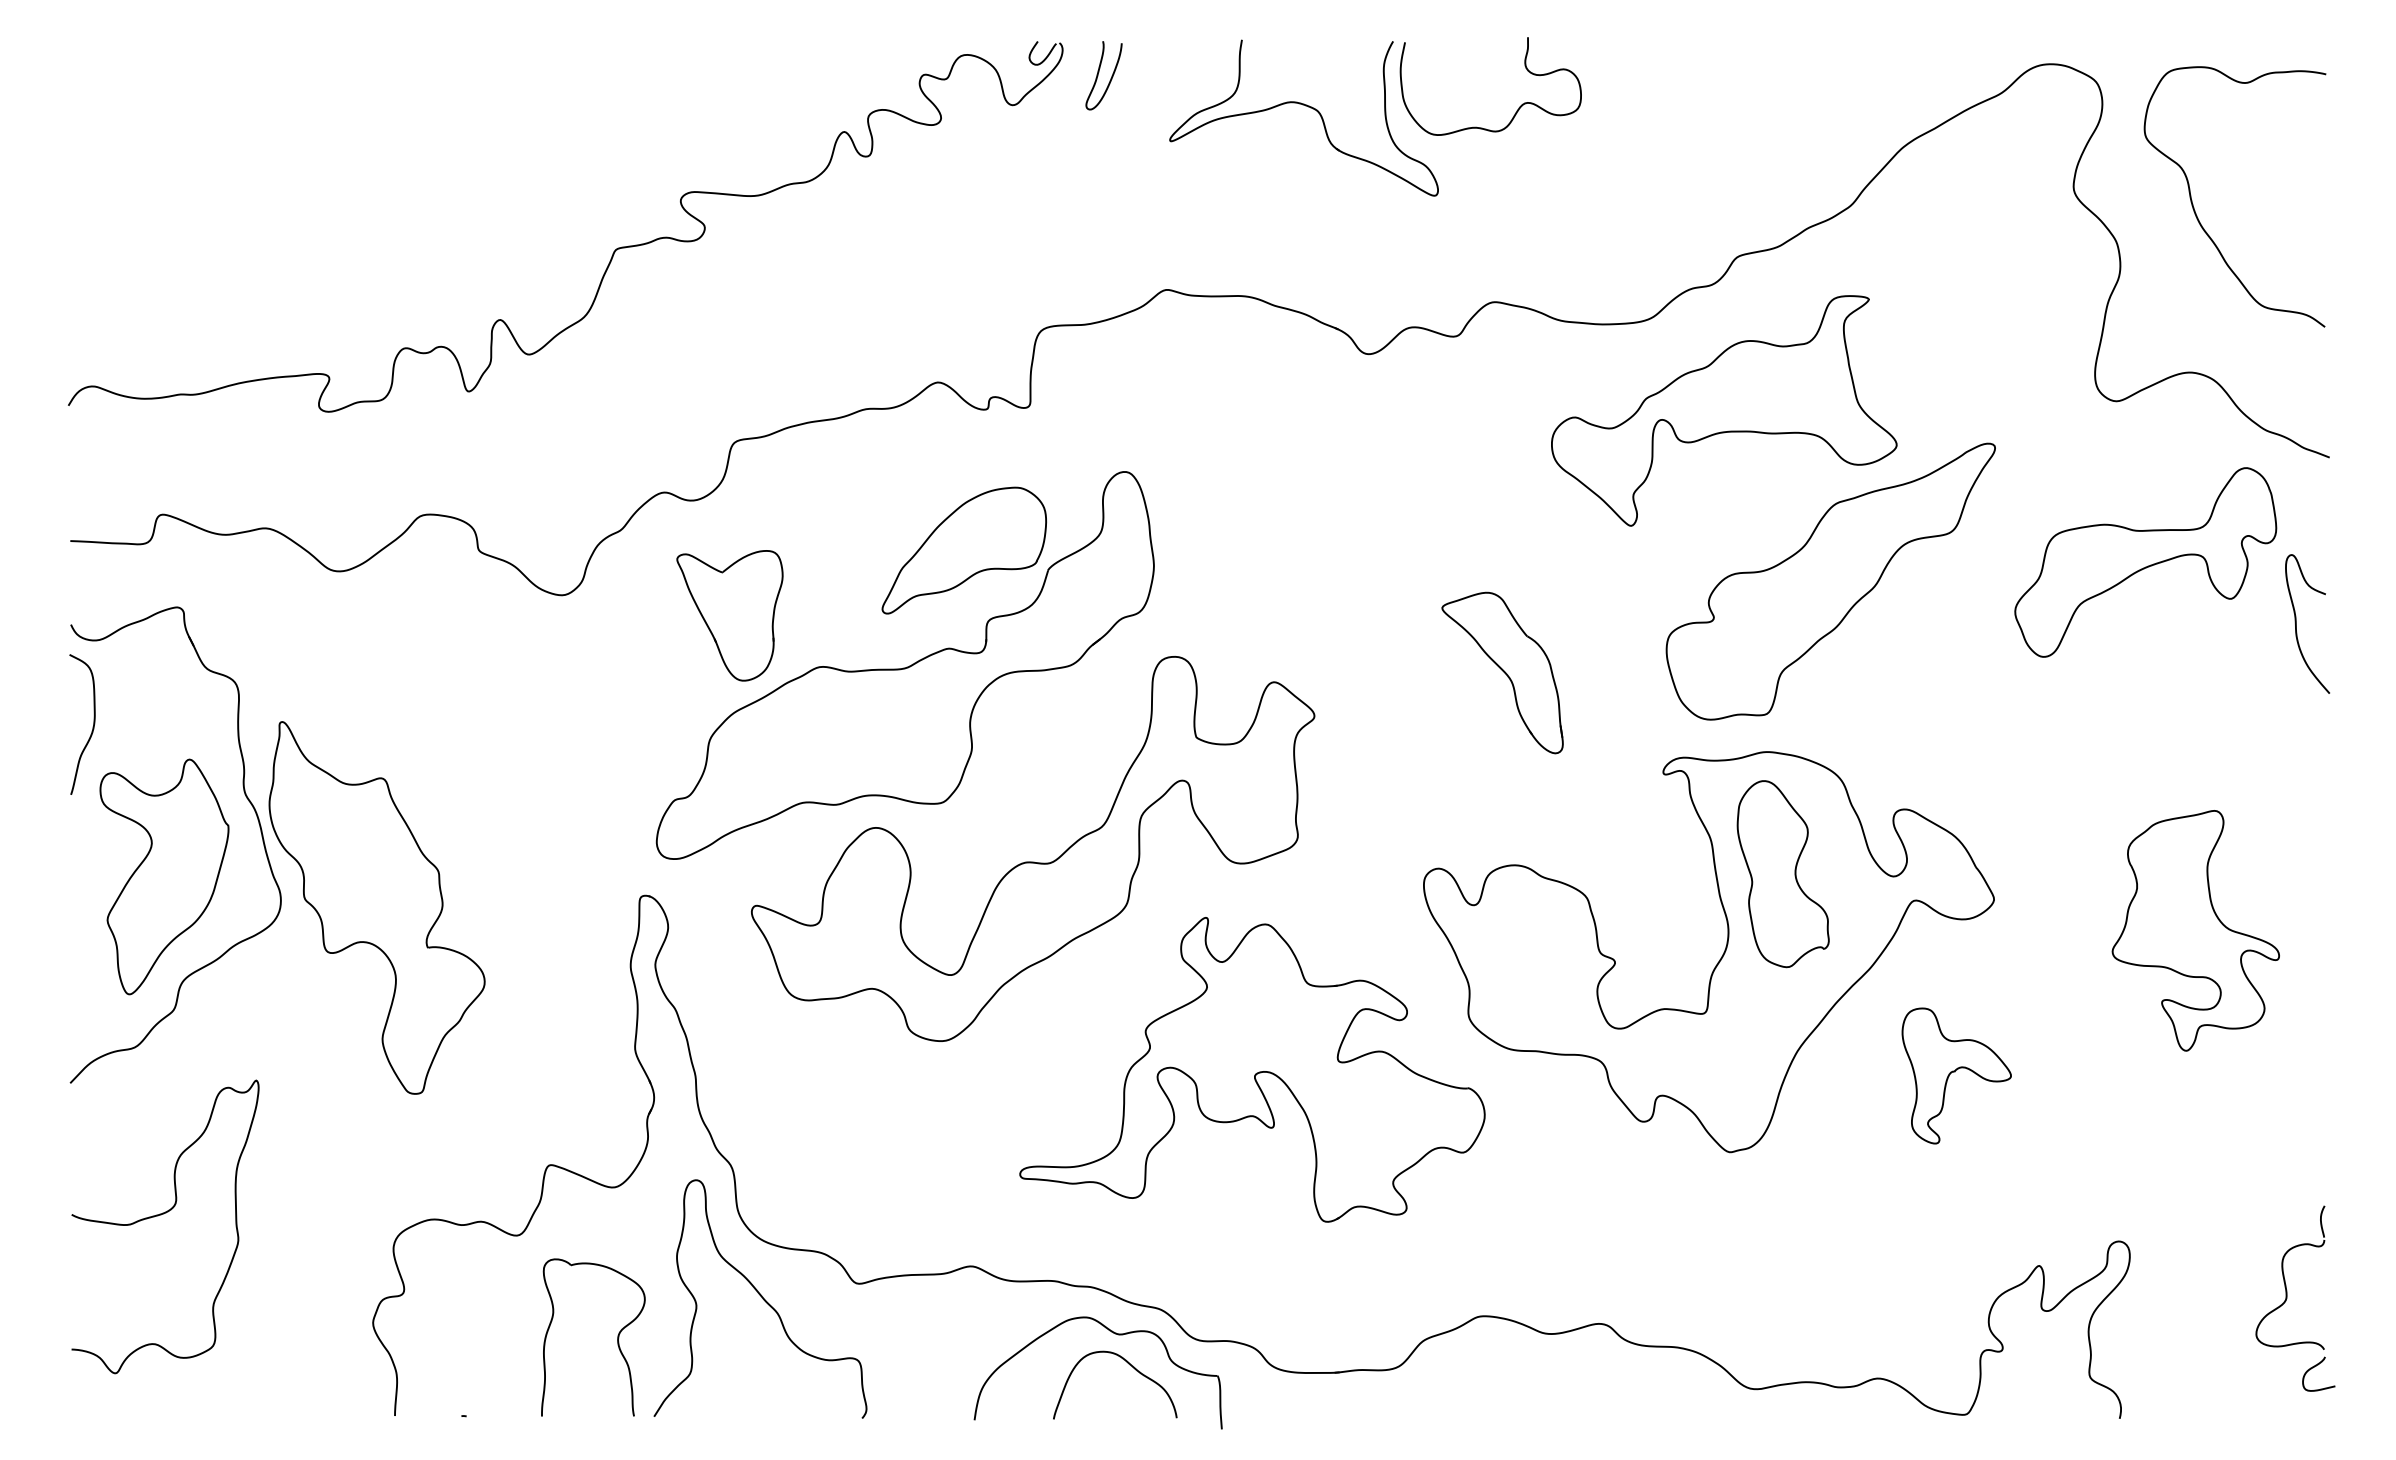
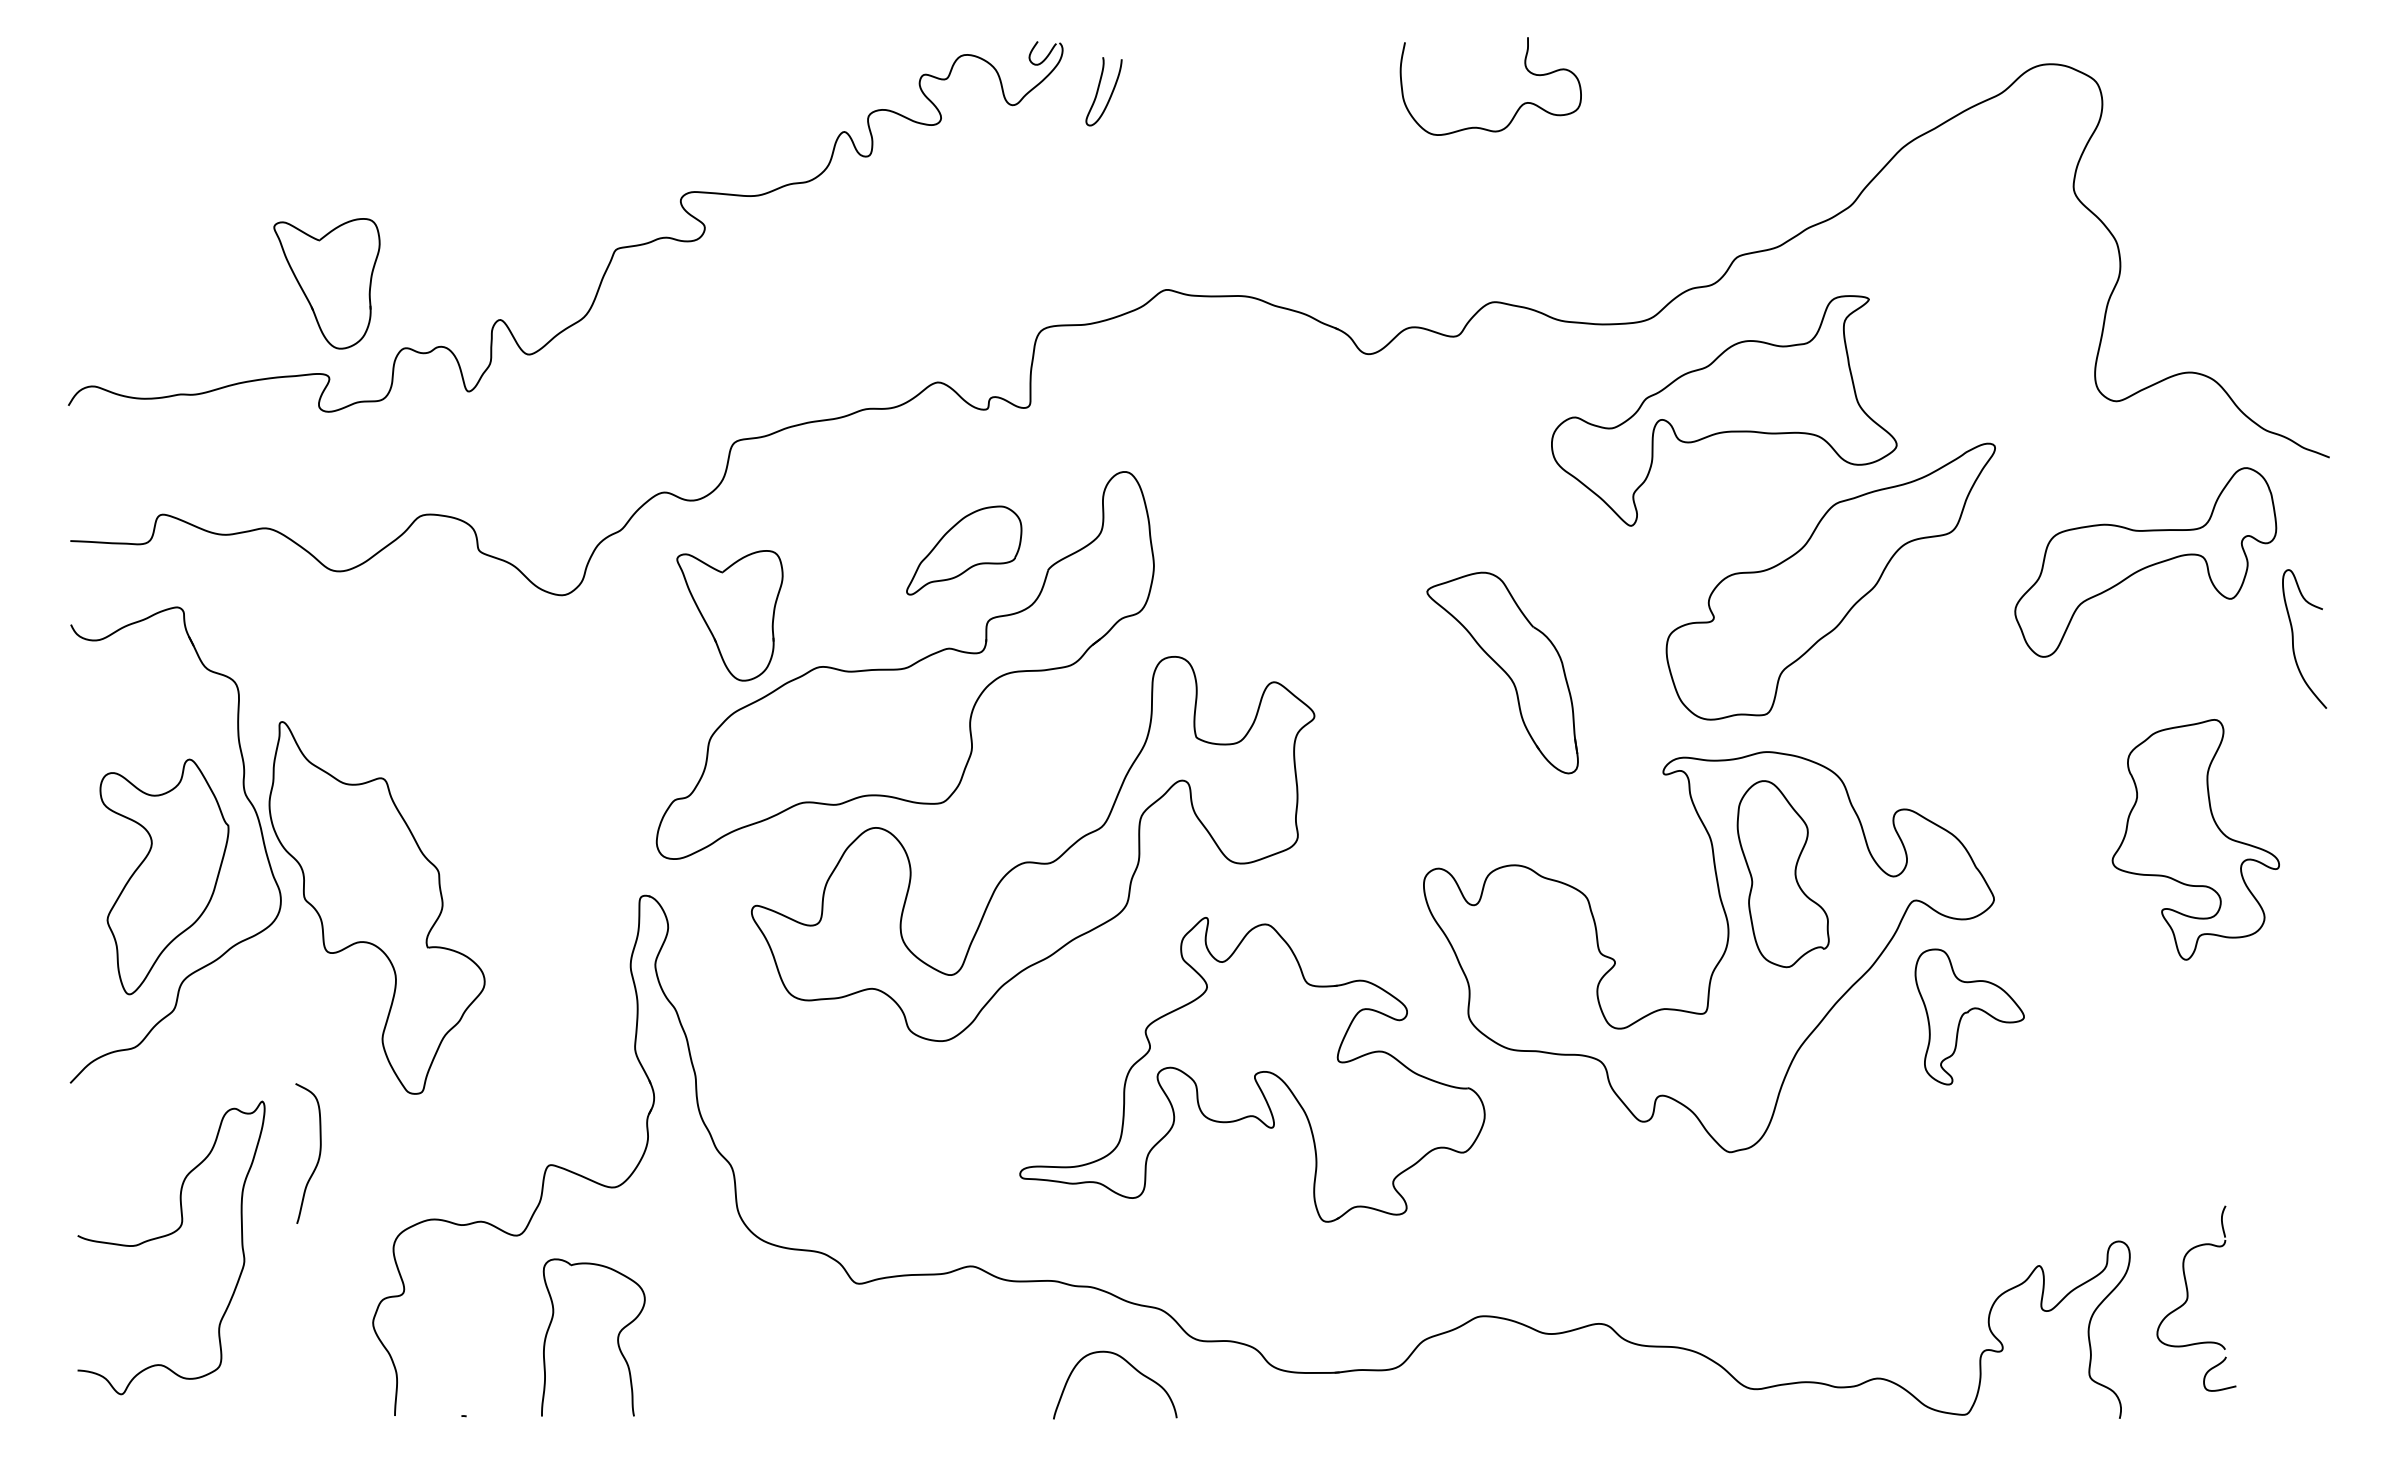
curve position: (1099, 72) -> (1099, 88) (1099, 88)
part: present -> none (1305, 106)
curve: present -> none (2195, 210)
part: none -> present (326, 283)
part size: 166x129 px -> 117x91 px (964, 550)
curve position: (2296, 623) -> (2293, 638) (2293, 638)
part size: 123x164 px -> 153x204 px (1502, 672)
curve position: (92, 726) -> (318, 1155) (318, 1155)
part position: (2195, 930) -> (2195, 839) (2195, 839)
part position: (1956, 1075) -> (1969, 1016) (1969, 1016)
curve position: (161, 1215) -> (167, 1236) (167, 1236)
curve: present -> none (761, 1297)
part position: (2287, 1298) -> (2188, 1298) (2188, 1298)
part: present -> none (1115, 1334)
